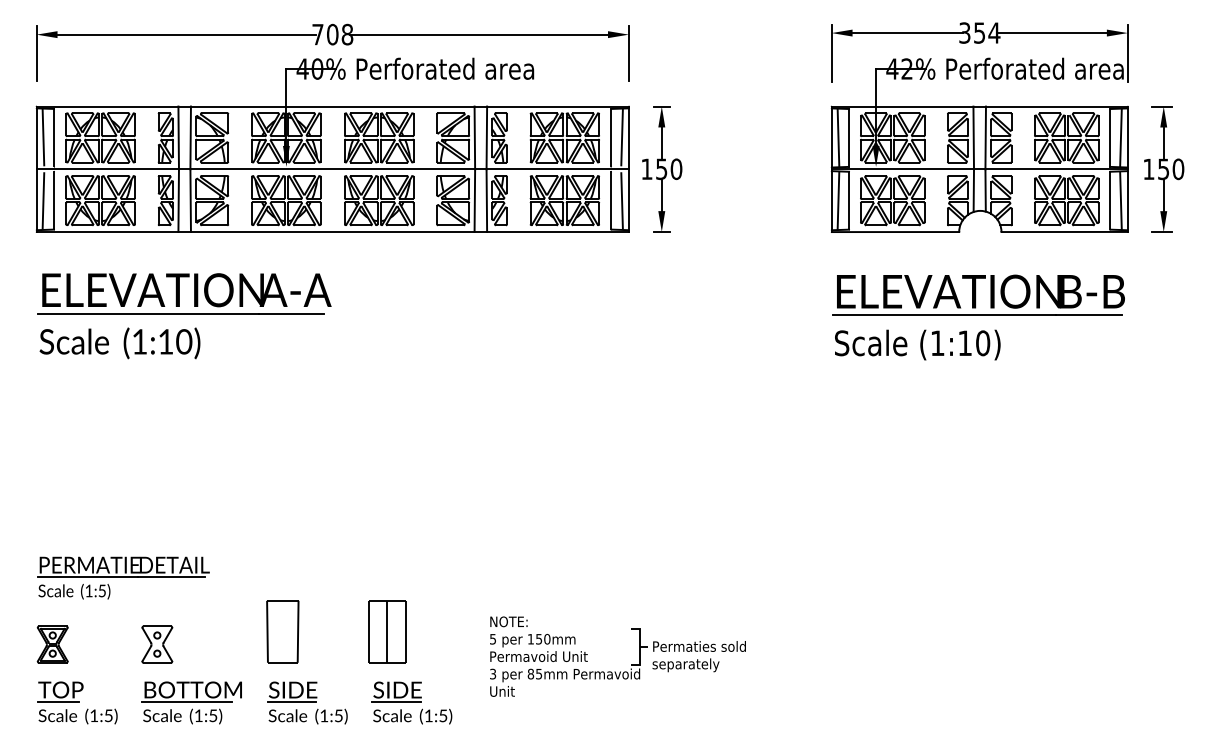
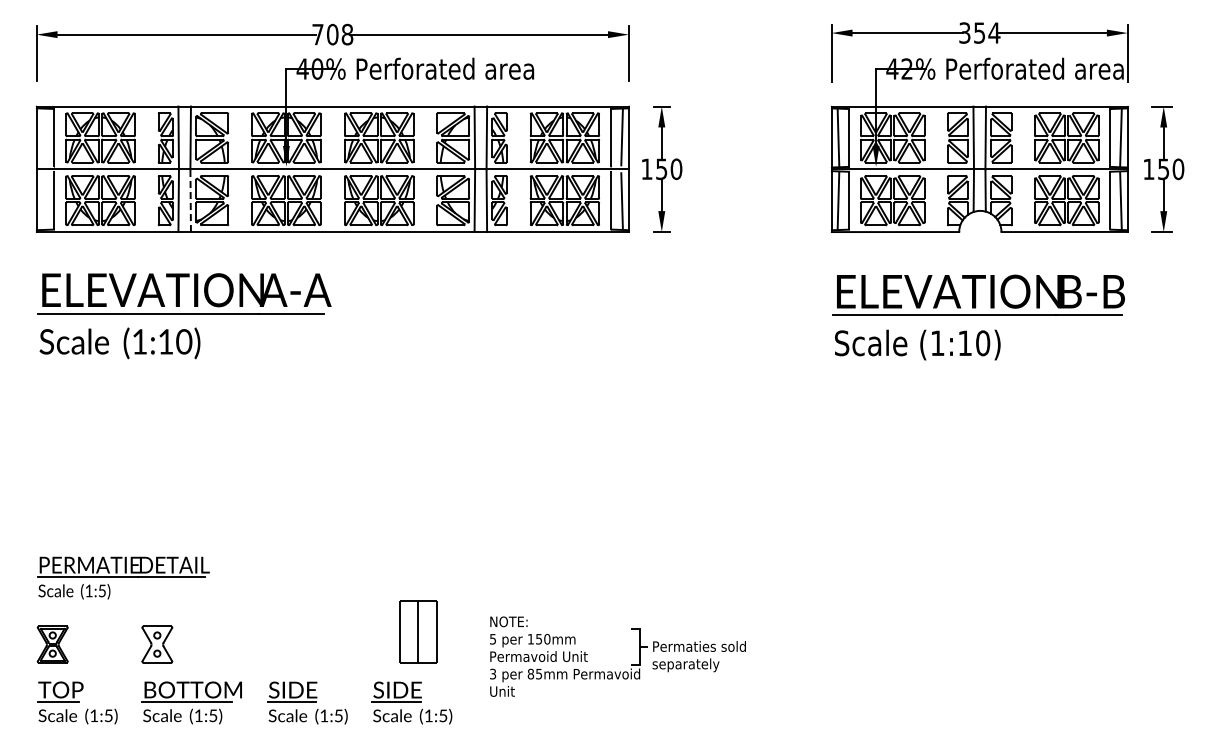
line: present -> none (43, 137)
line: present -> none (43, 200)
line: solid -> dashed (190, 200)
part: present -> none (282, 631)
part position: (387, 631) -> (418, 631) (418, 631)
